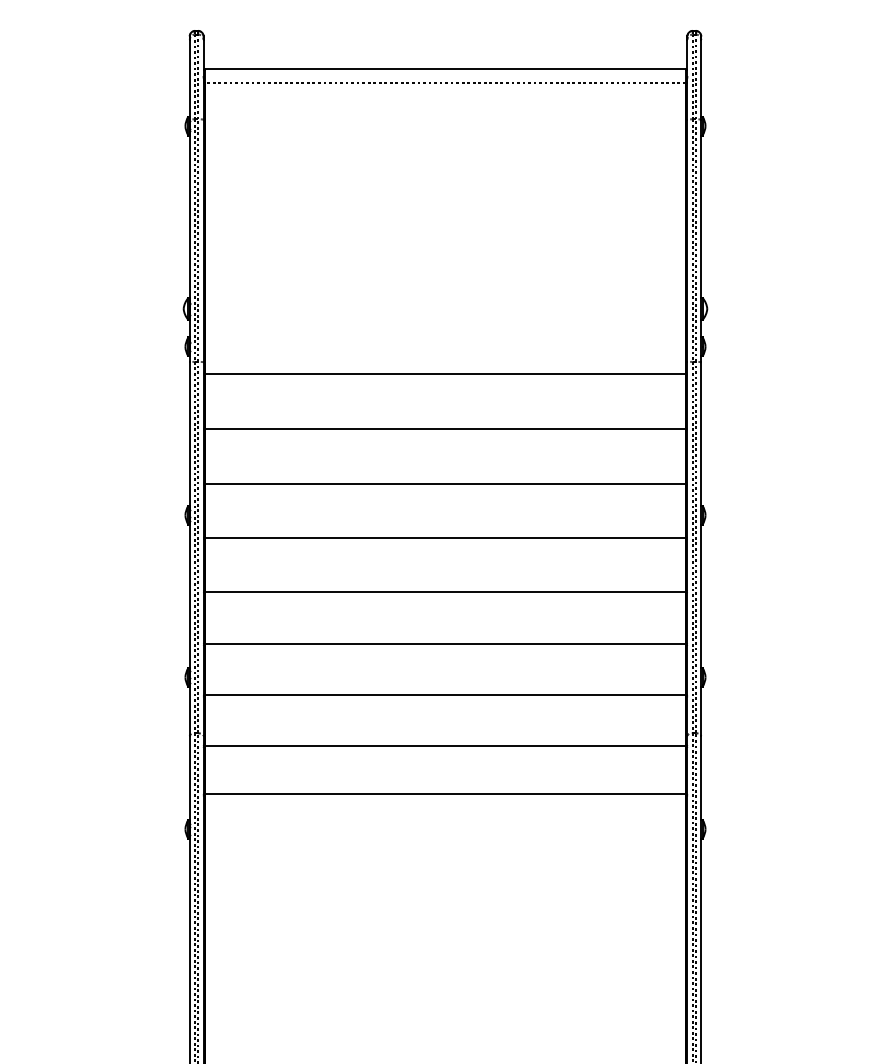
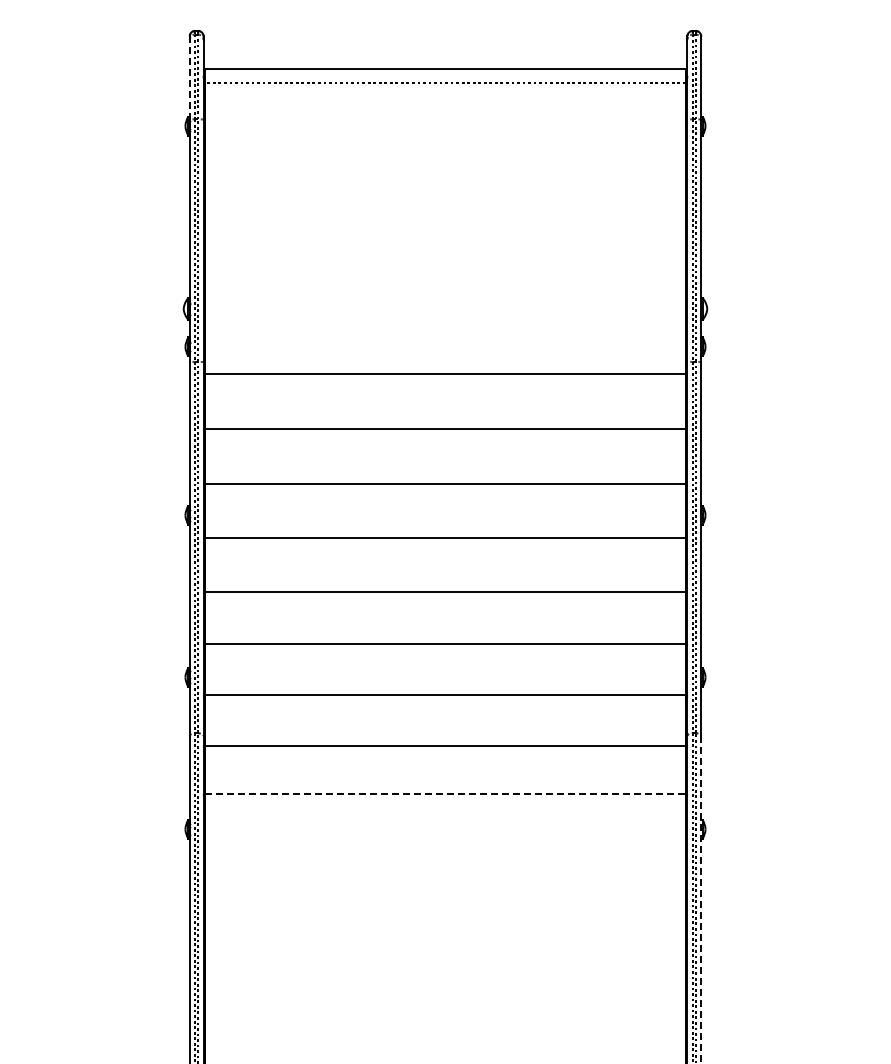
line: solid -> dashed (189, 79)
line: solid -> dashed (446, 794)
line: solid -> dashed (701, 899)
